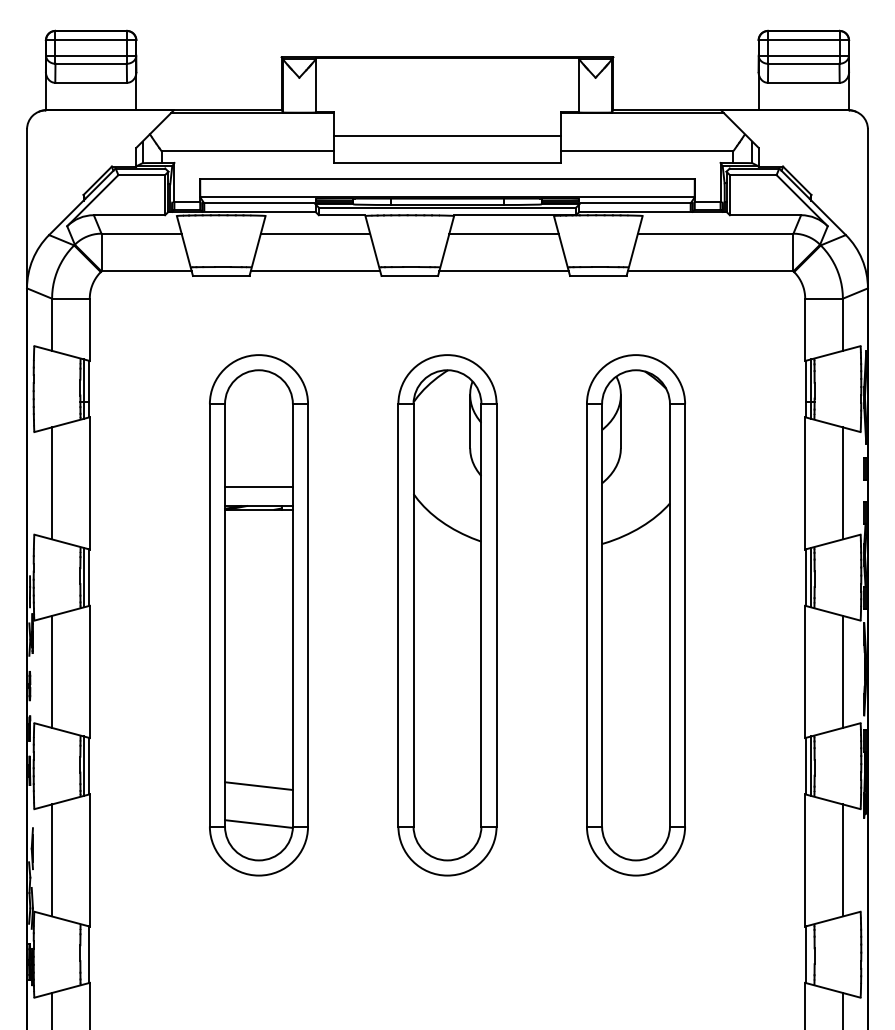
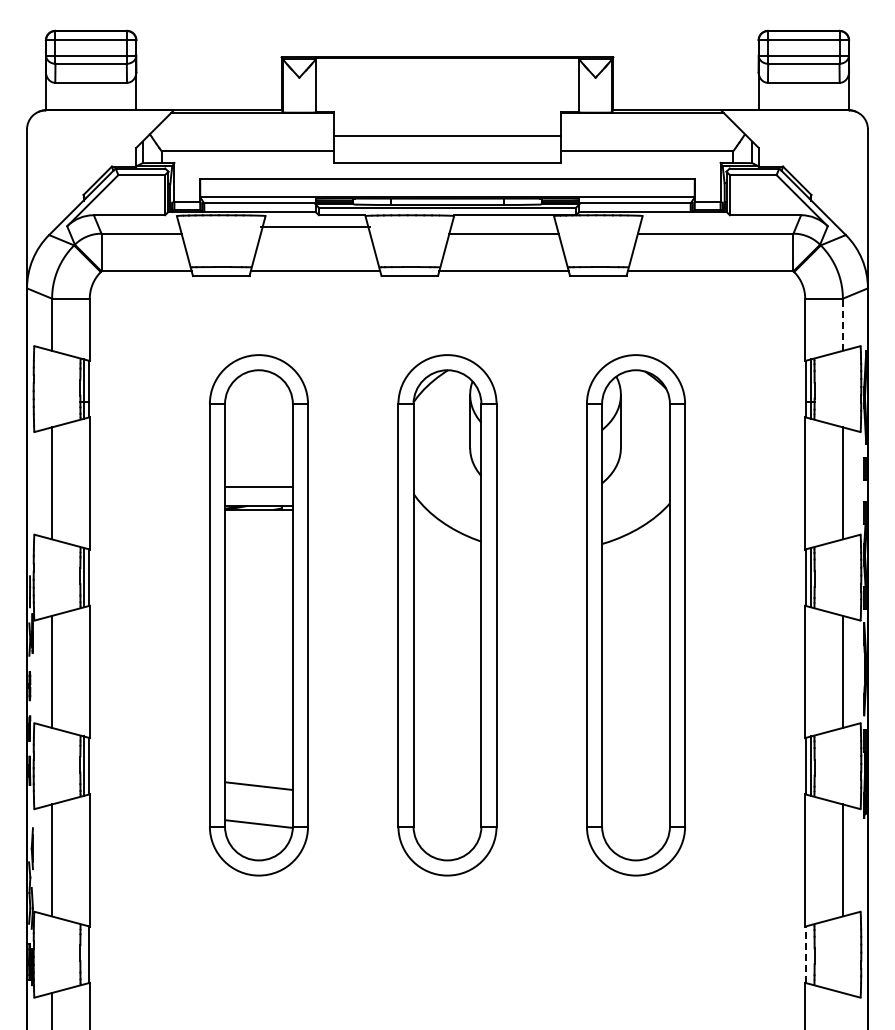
line position: (315, 233) -> (315, 226) (315, 226)
line: solid -> dashed (842, 324)
line: solid -> dashed (805, 954)
line: present -> none (842, 1009)
